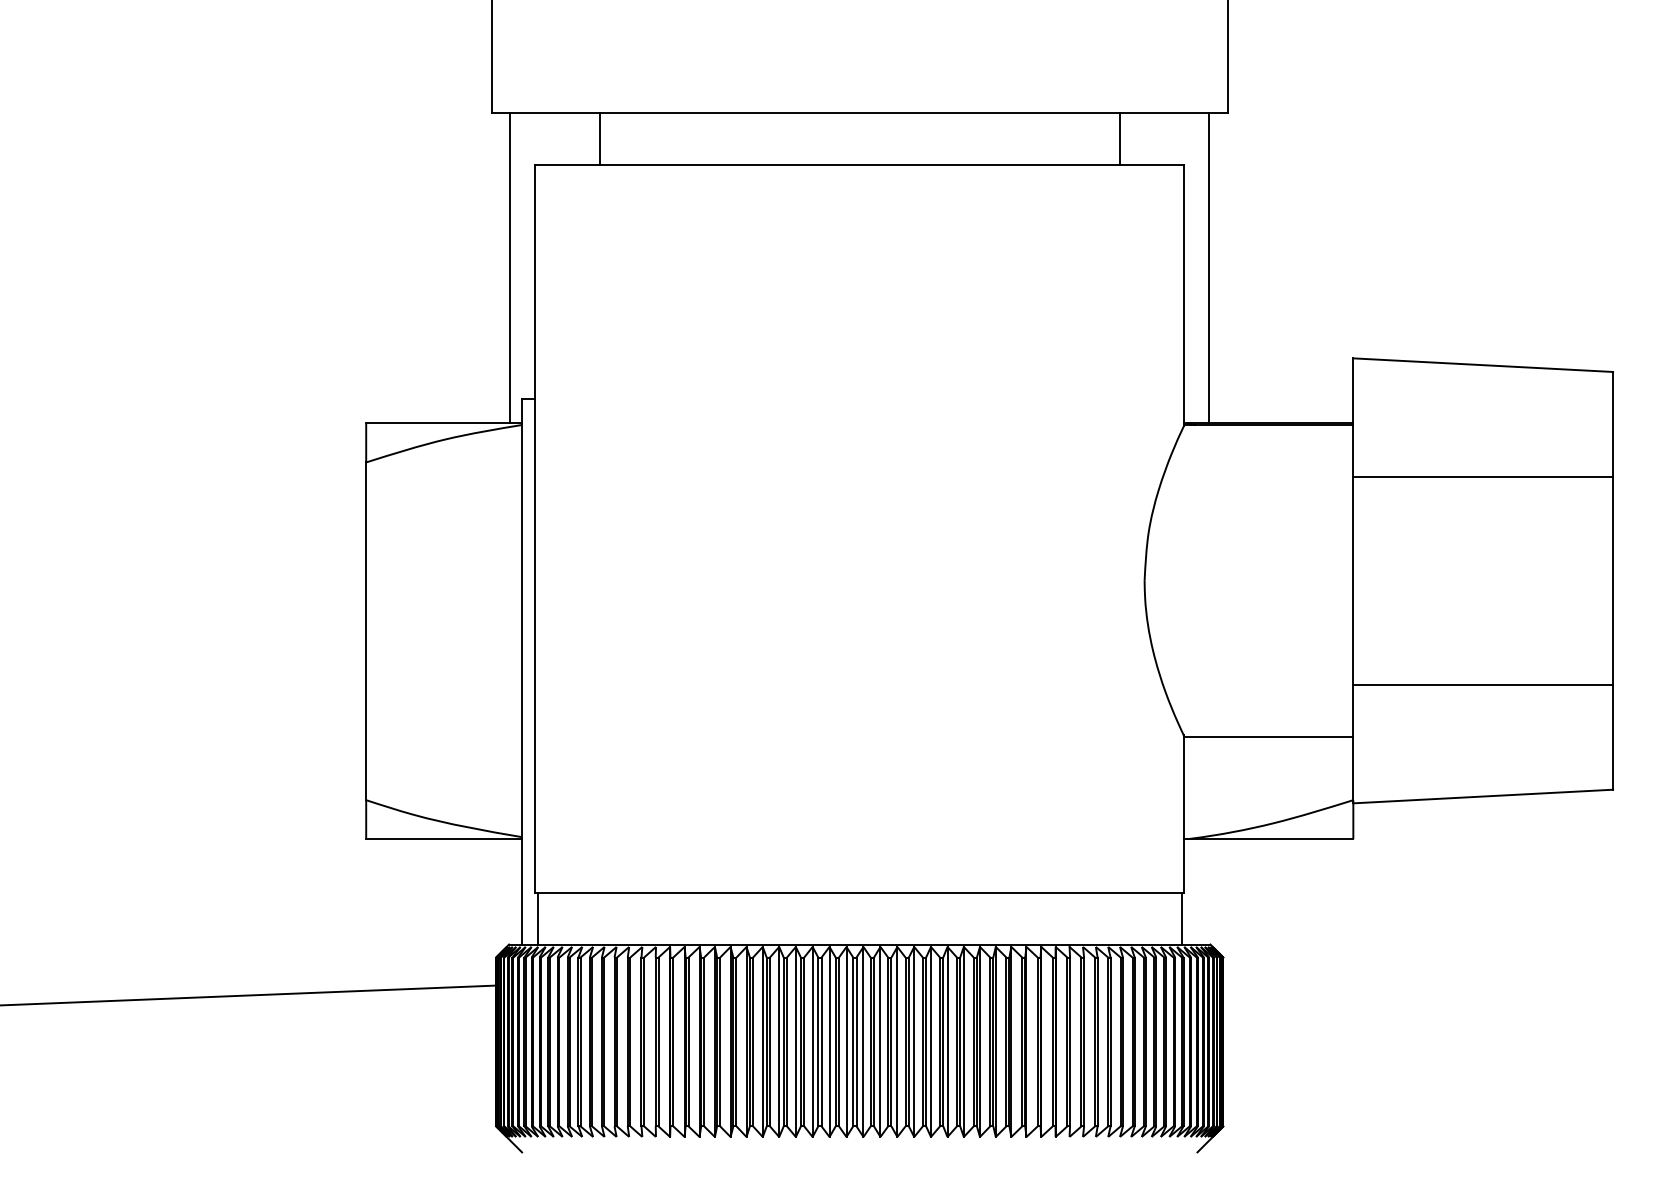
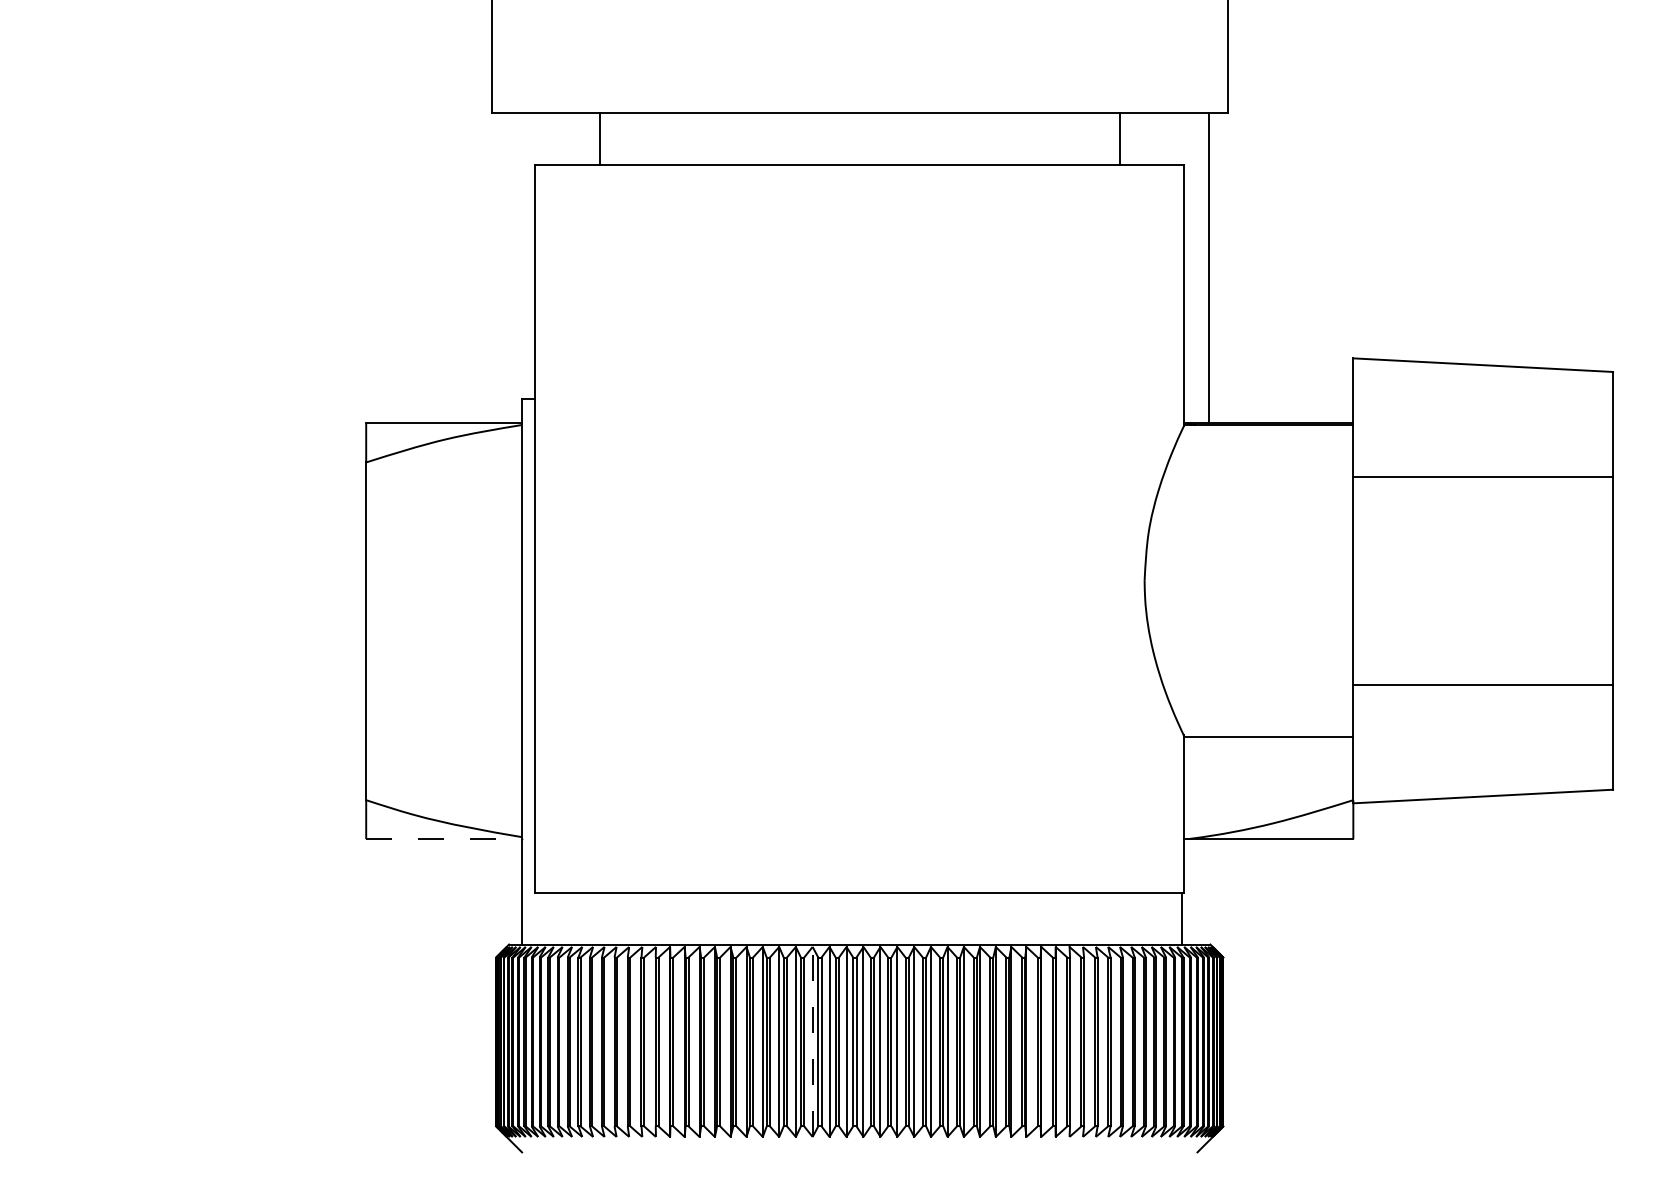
line: present -> none (510, 268)
line: solid -> dashed (444, 839)
line: present -> none (537, 918)
line: present -> none (249, 995)
line: solid -> dashed (812, 1041)
